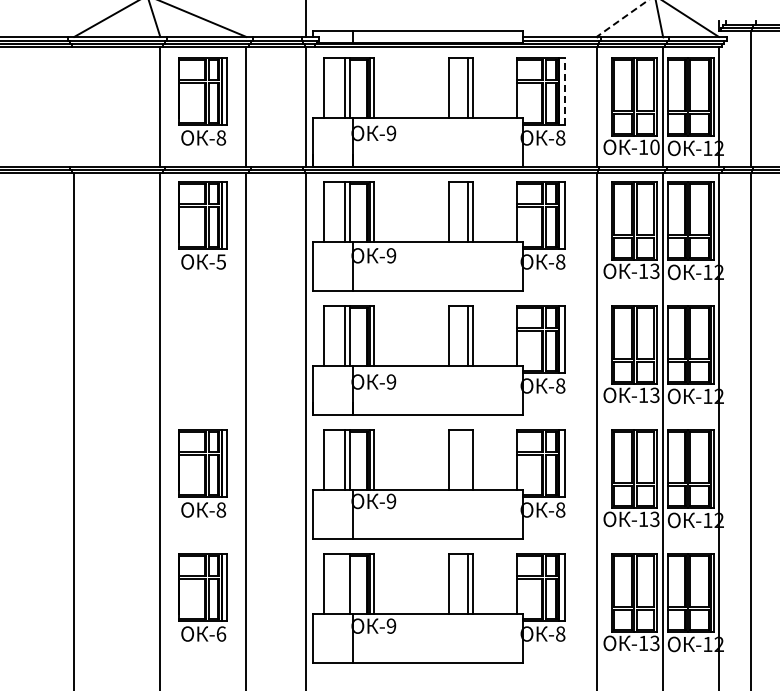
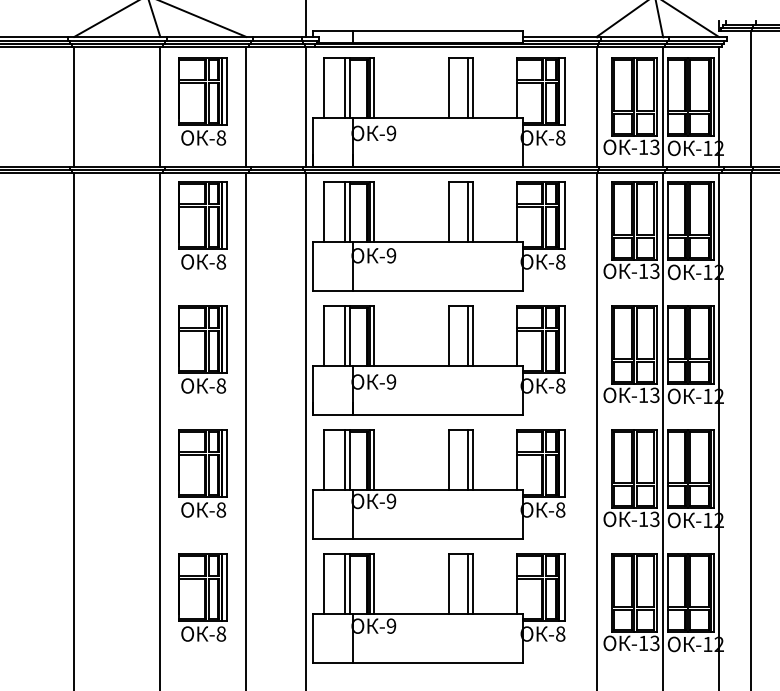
line: dashed -> solid (622, 18)
line: dashed -> solid (564, 91)
line: none -> present (74, 106)
text: -10 -> -13 (654, 146)
text: -5 -> -8 (221, 261)
part: none -> present (202, 349)
line: none -> present (467, 459)
line: none -> present (344, 583)
text: -6 -> -8 (221, 633)
